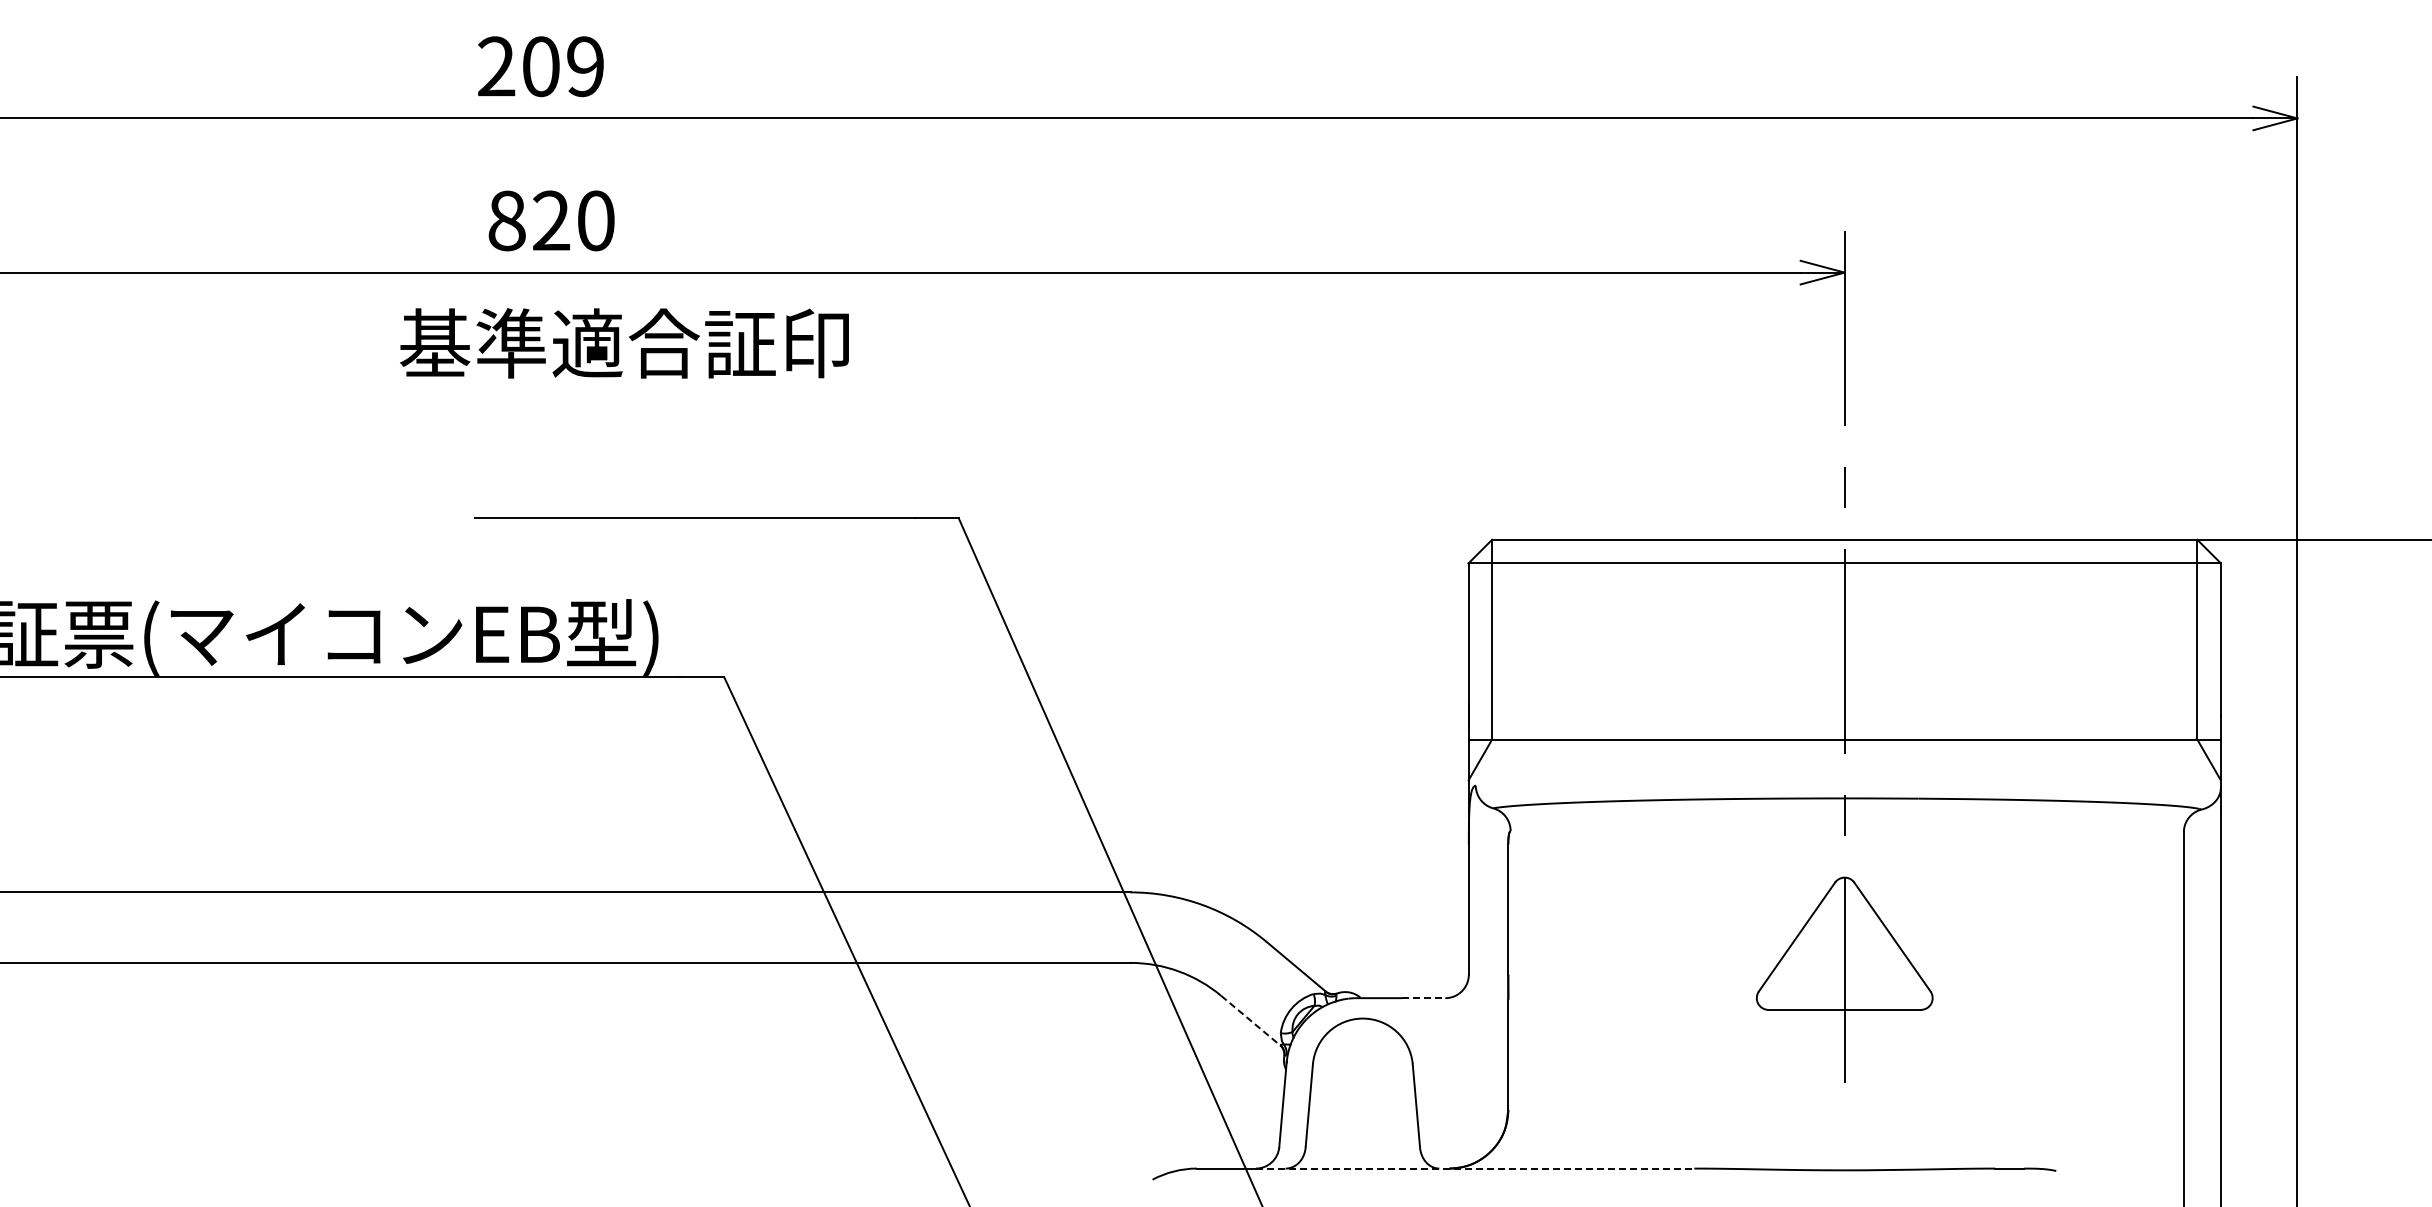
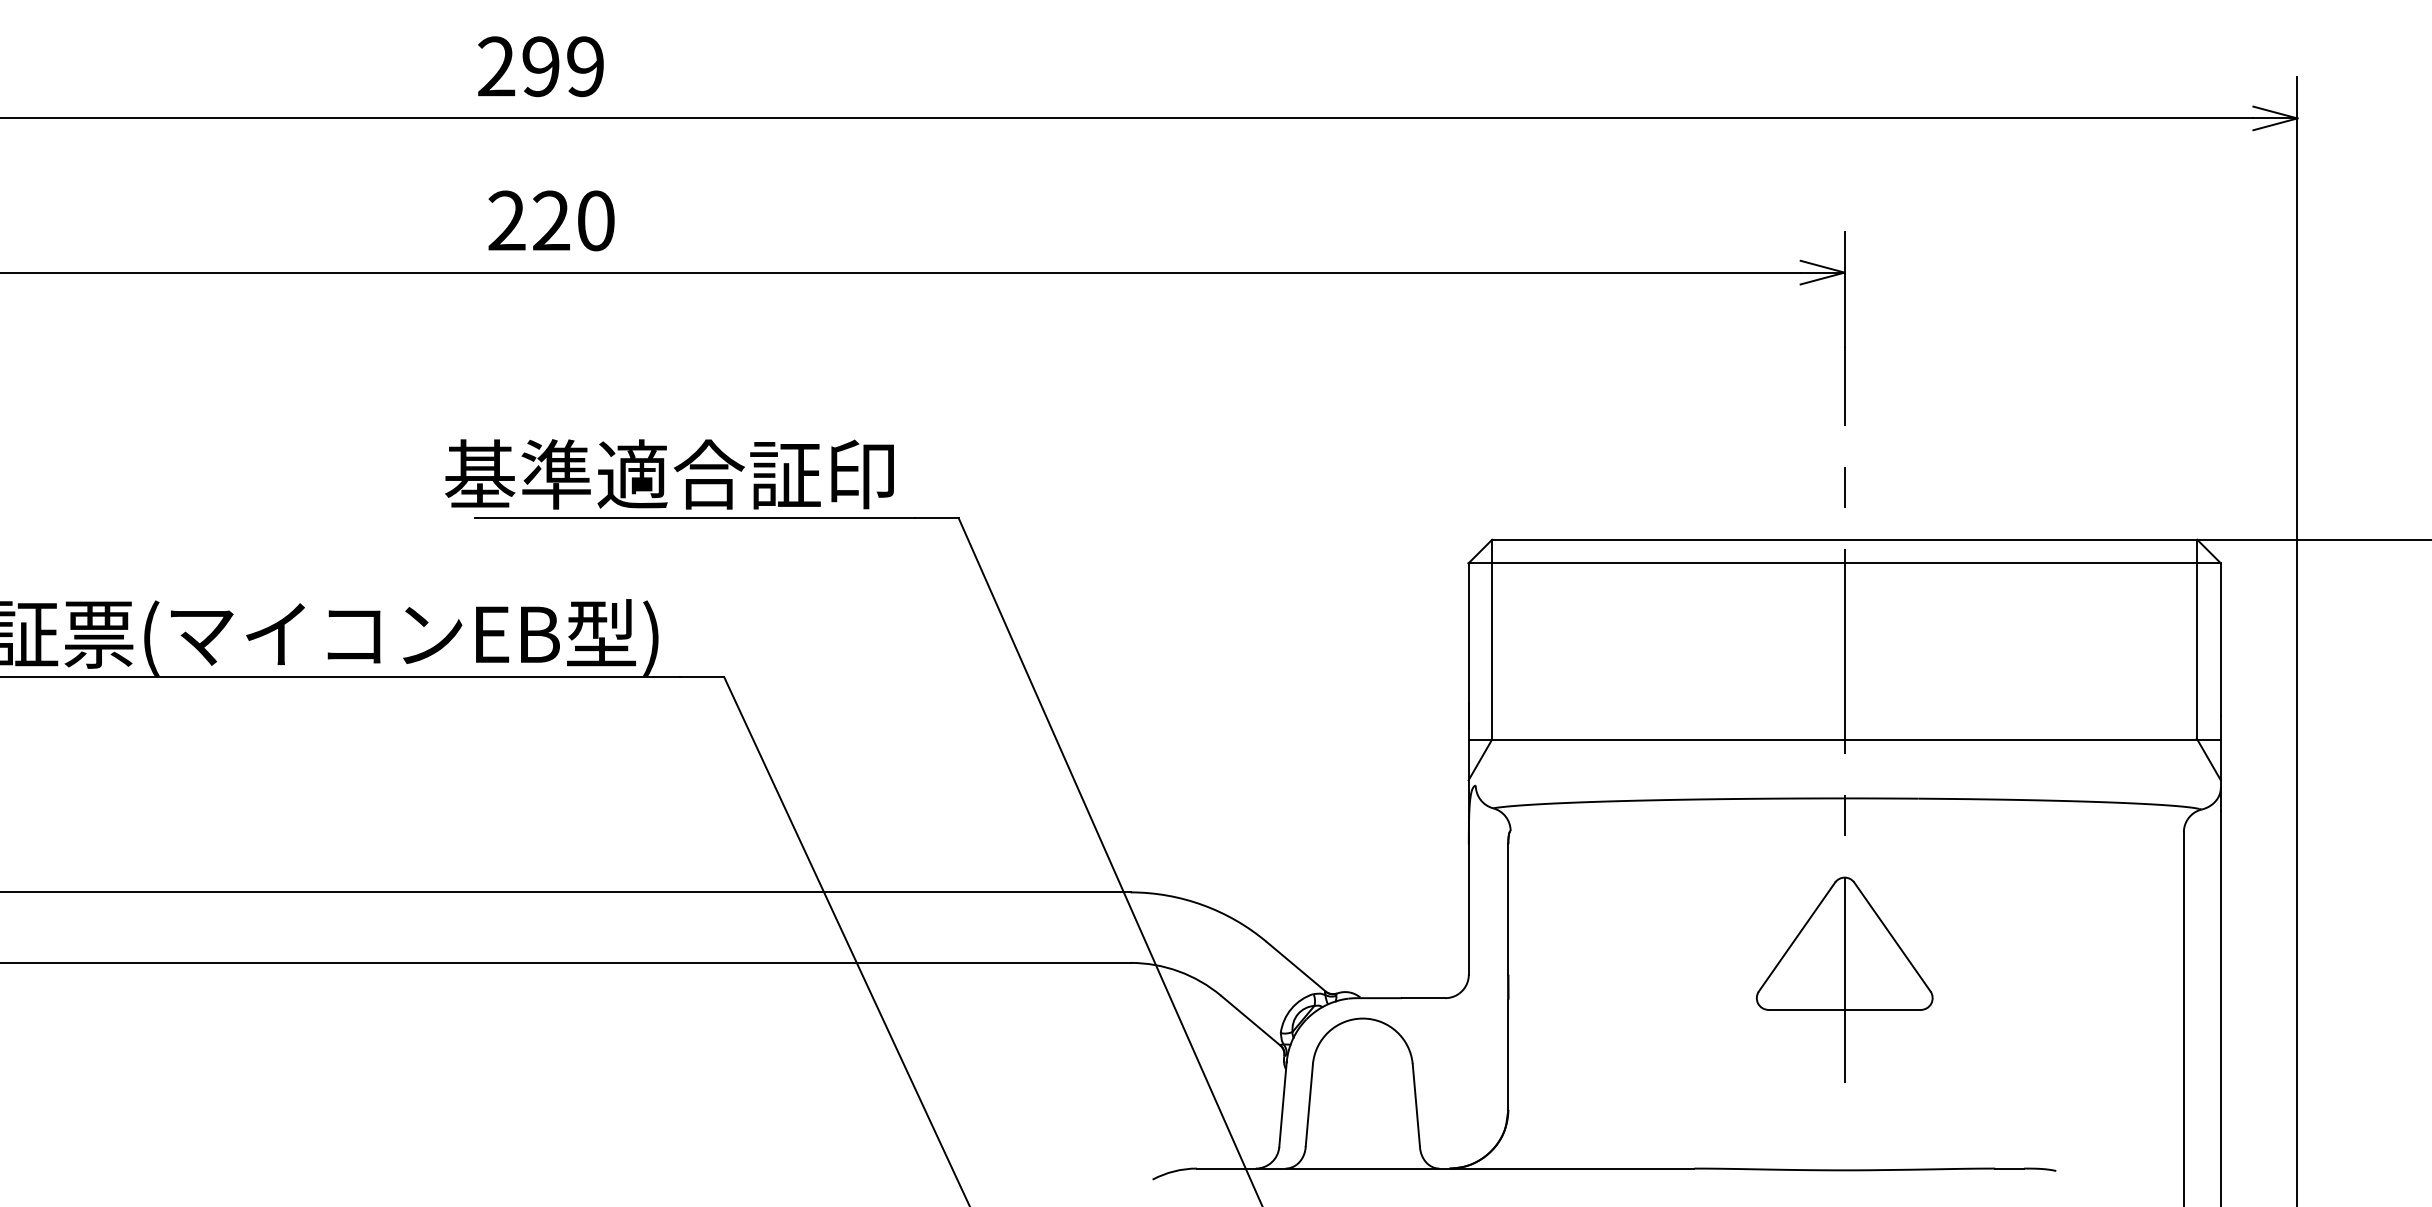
text: 209 -> 299 (540, 66)
text: 820 -> 220 (506, 220)
text position: (624, 343) -> (669, 474) (669, 474)
line: dashed -> solid (1423, 998)
line: dashed -> solid (1251, 1020)
line: dashed -> solid (1475, 1168)
